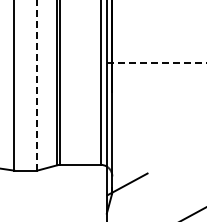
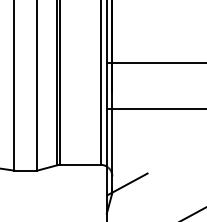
line: dashed -> solid (156, 63)
line: dashed -> solid (37, 85)
line: none -> present (154, 109)
